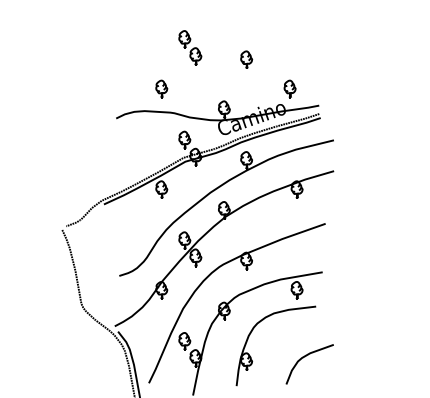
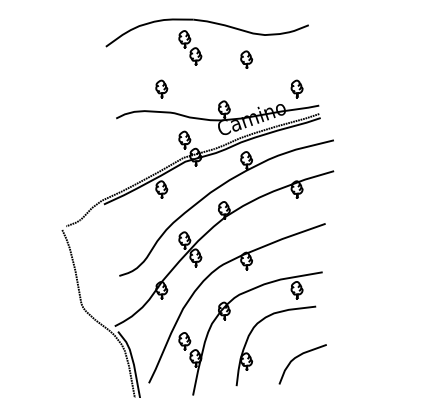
part: none -> present (210, 23)
part position: (289, 88) -> (296, 88) (296, 88)
curve position: (305, 357) -> (298, 357) (298, 357)
